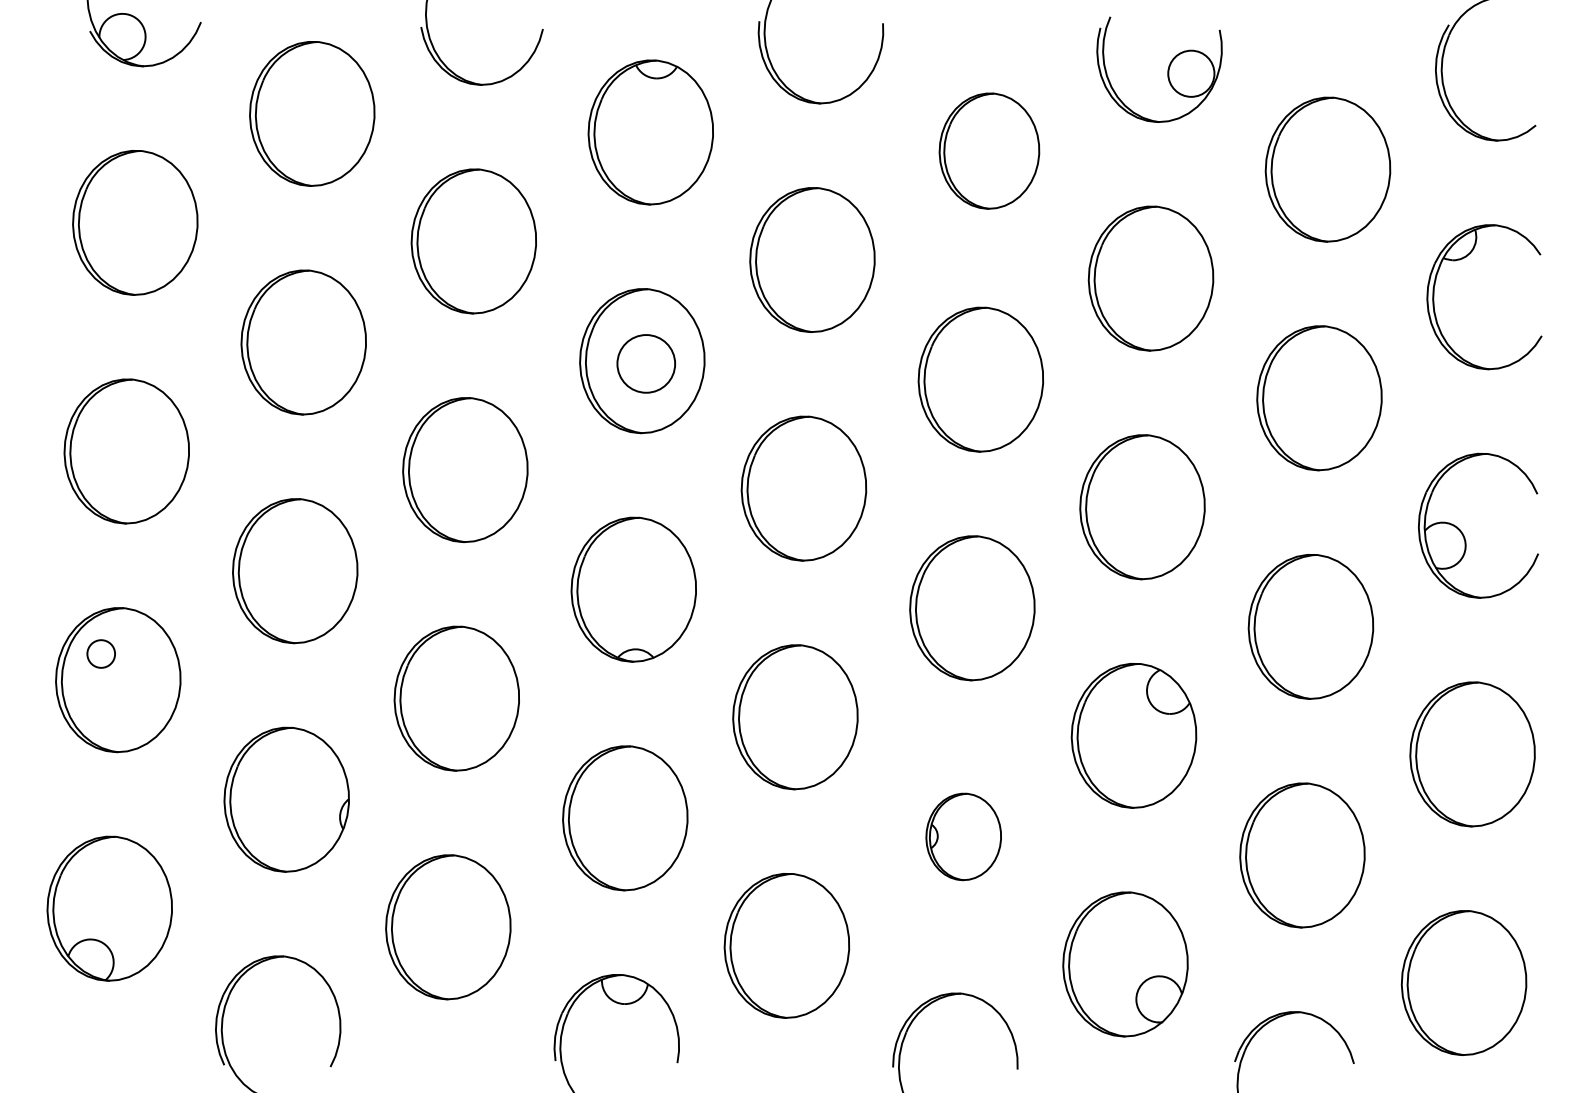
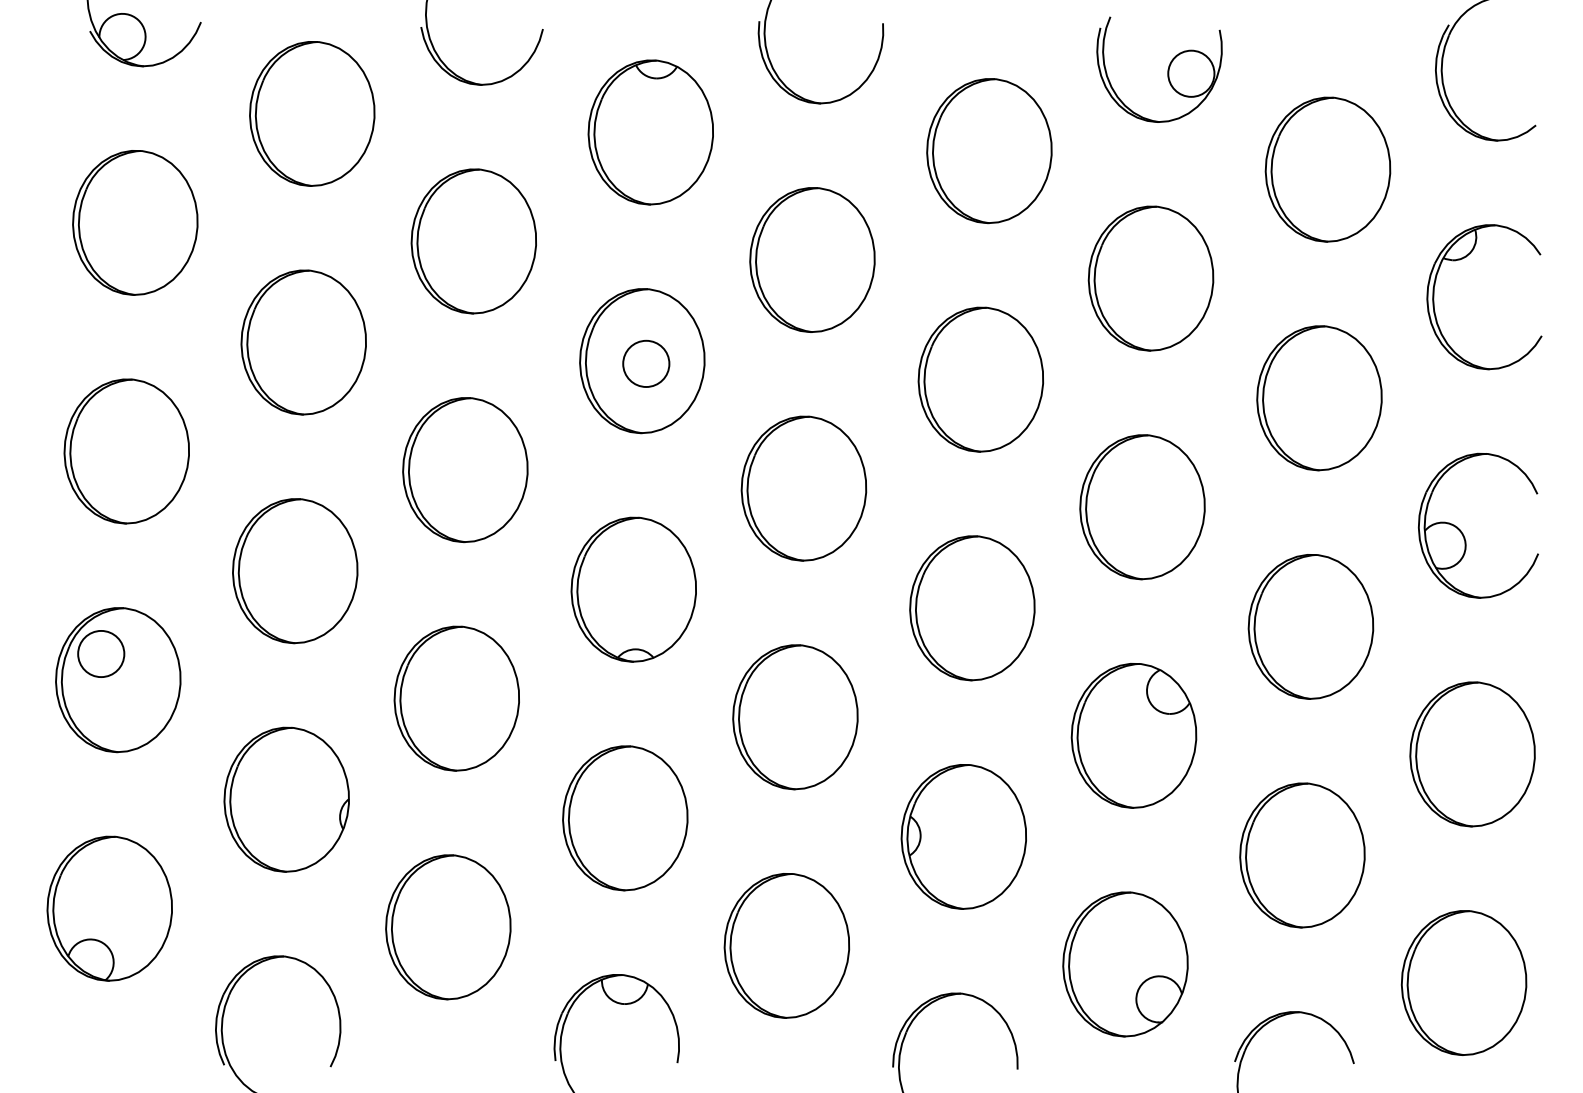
part size: 103x118 px -> 127x147 px (989, 151)
circle diameter: 58 px -> 46 px (646, 363)
circle diameter: 28 px -> 46 px (101, 653)
part size: 77x90 px -> 127x146 px (963, 836)
